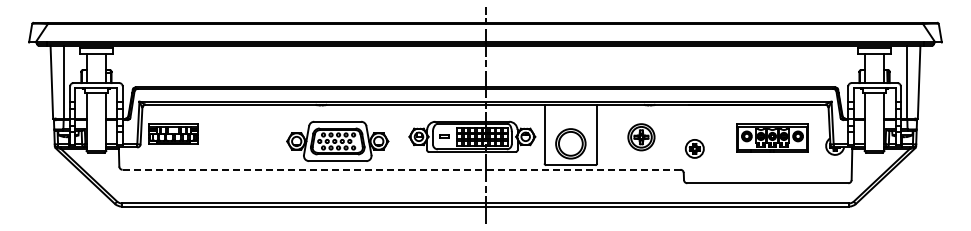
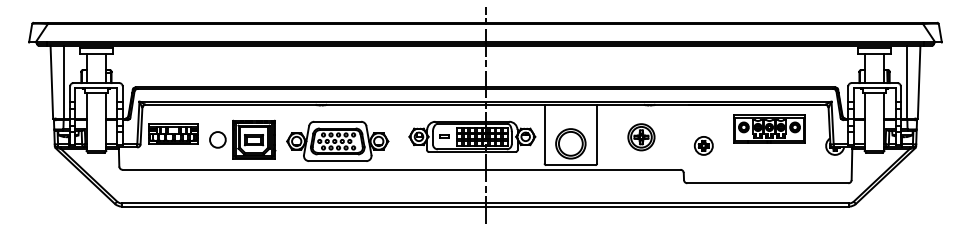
part position: (772, 137) -> (769, 128) (769, 128)
part: none -> present (242, 139)
part position: (694, 148) -> (703, 145) (703, 145)
line: dashed -> solid (401, 169)
